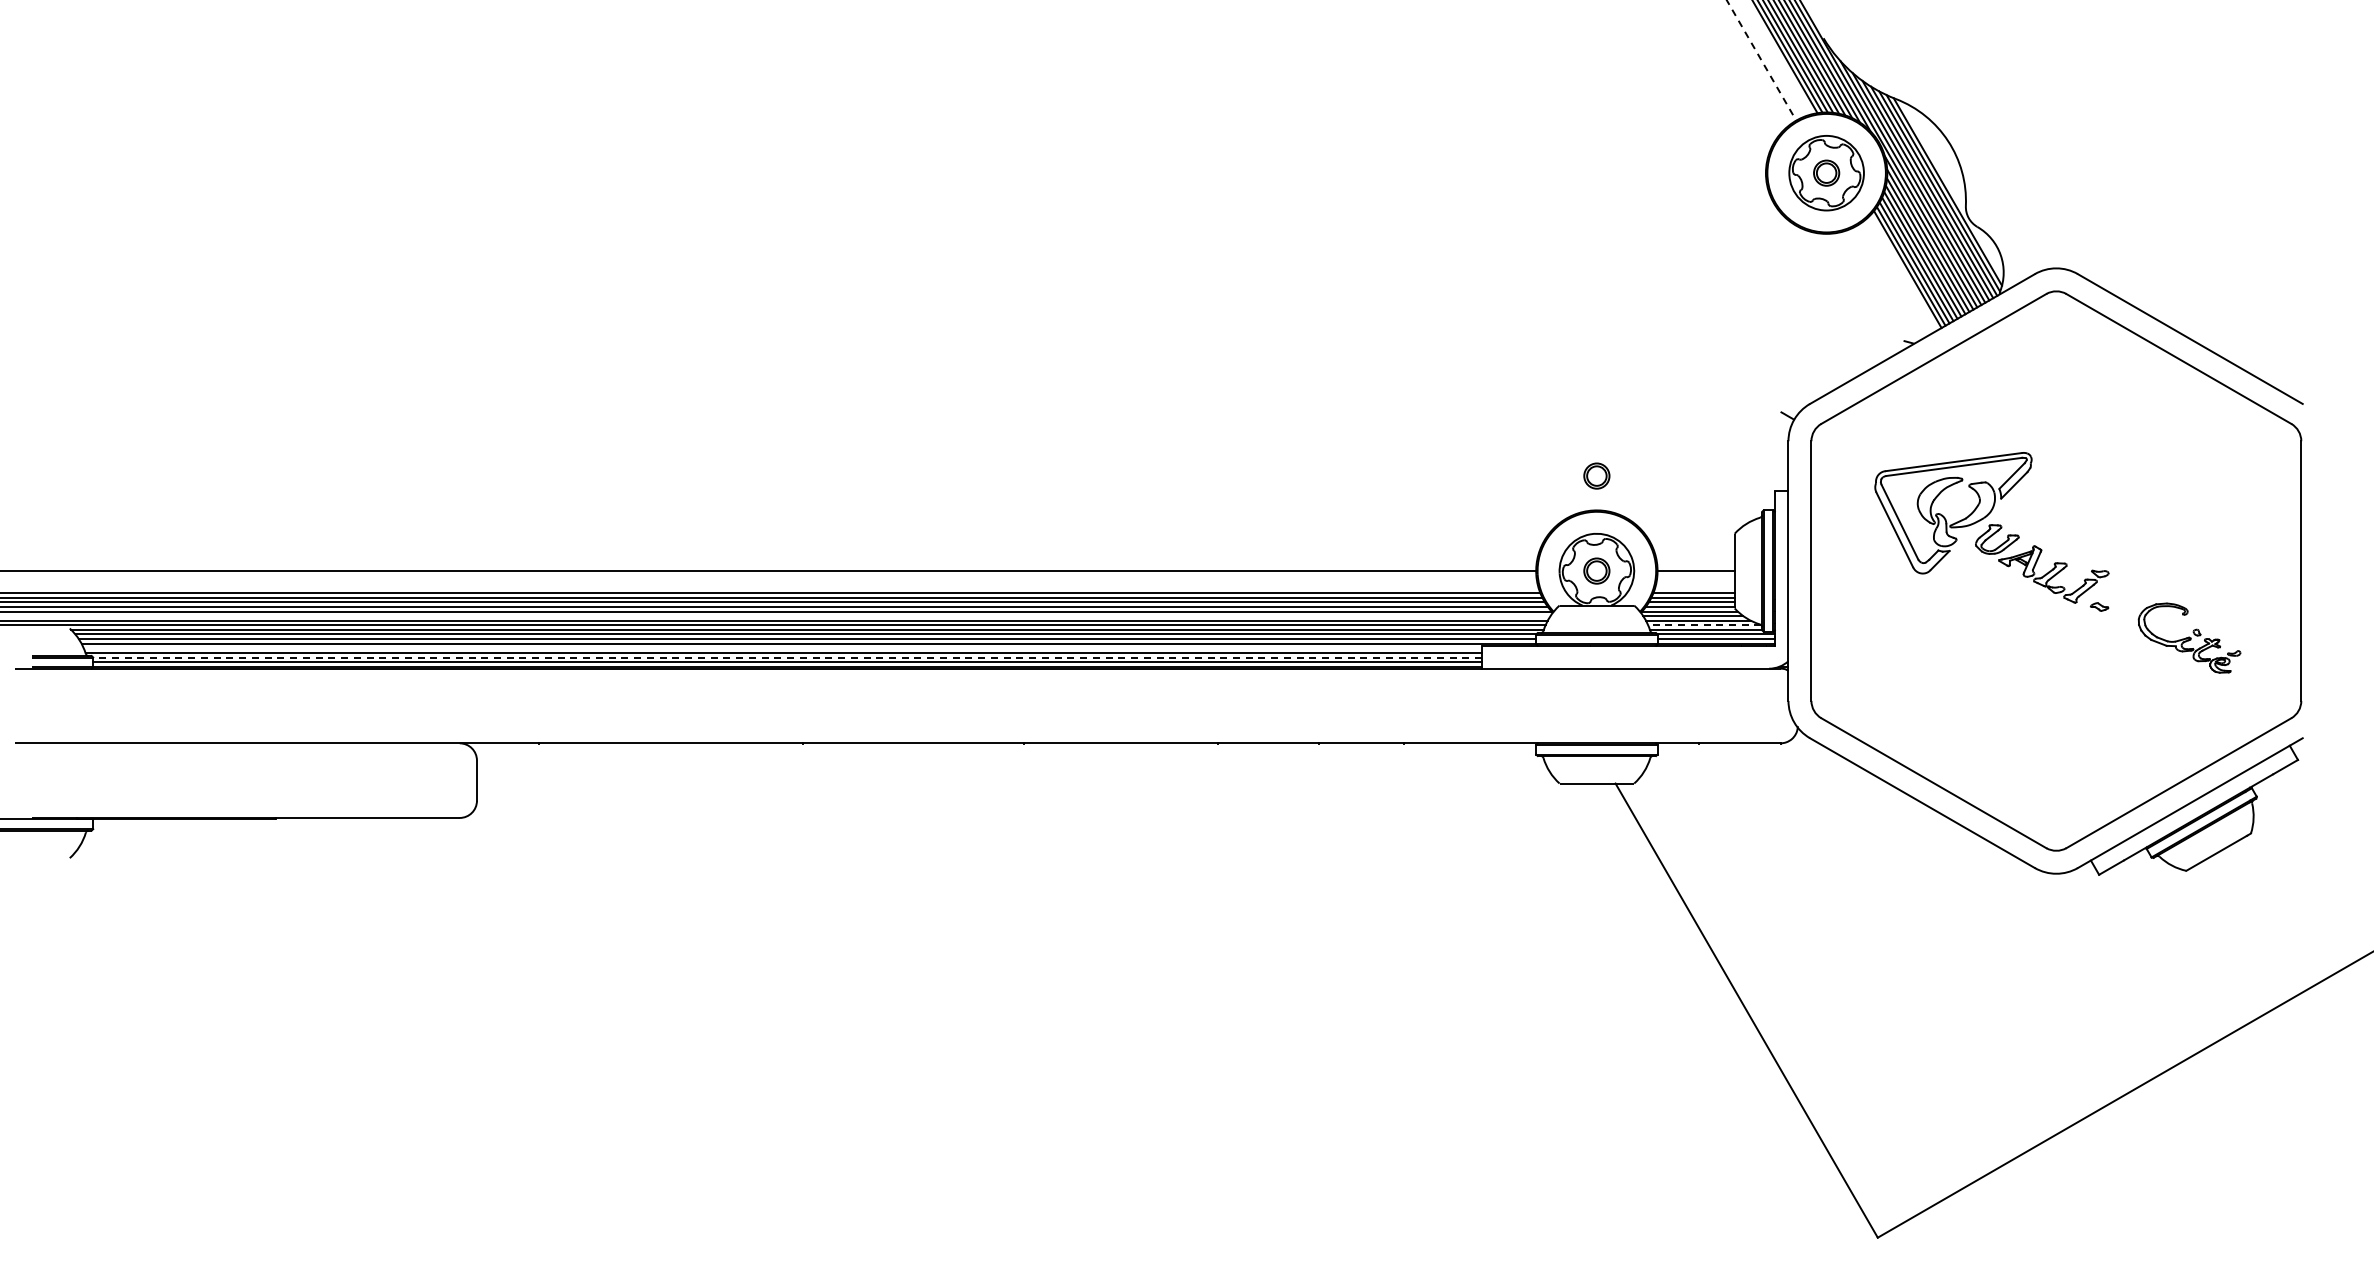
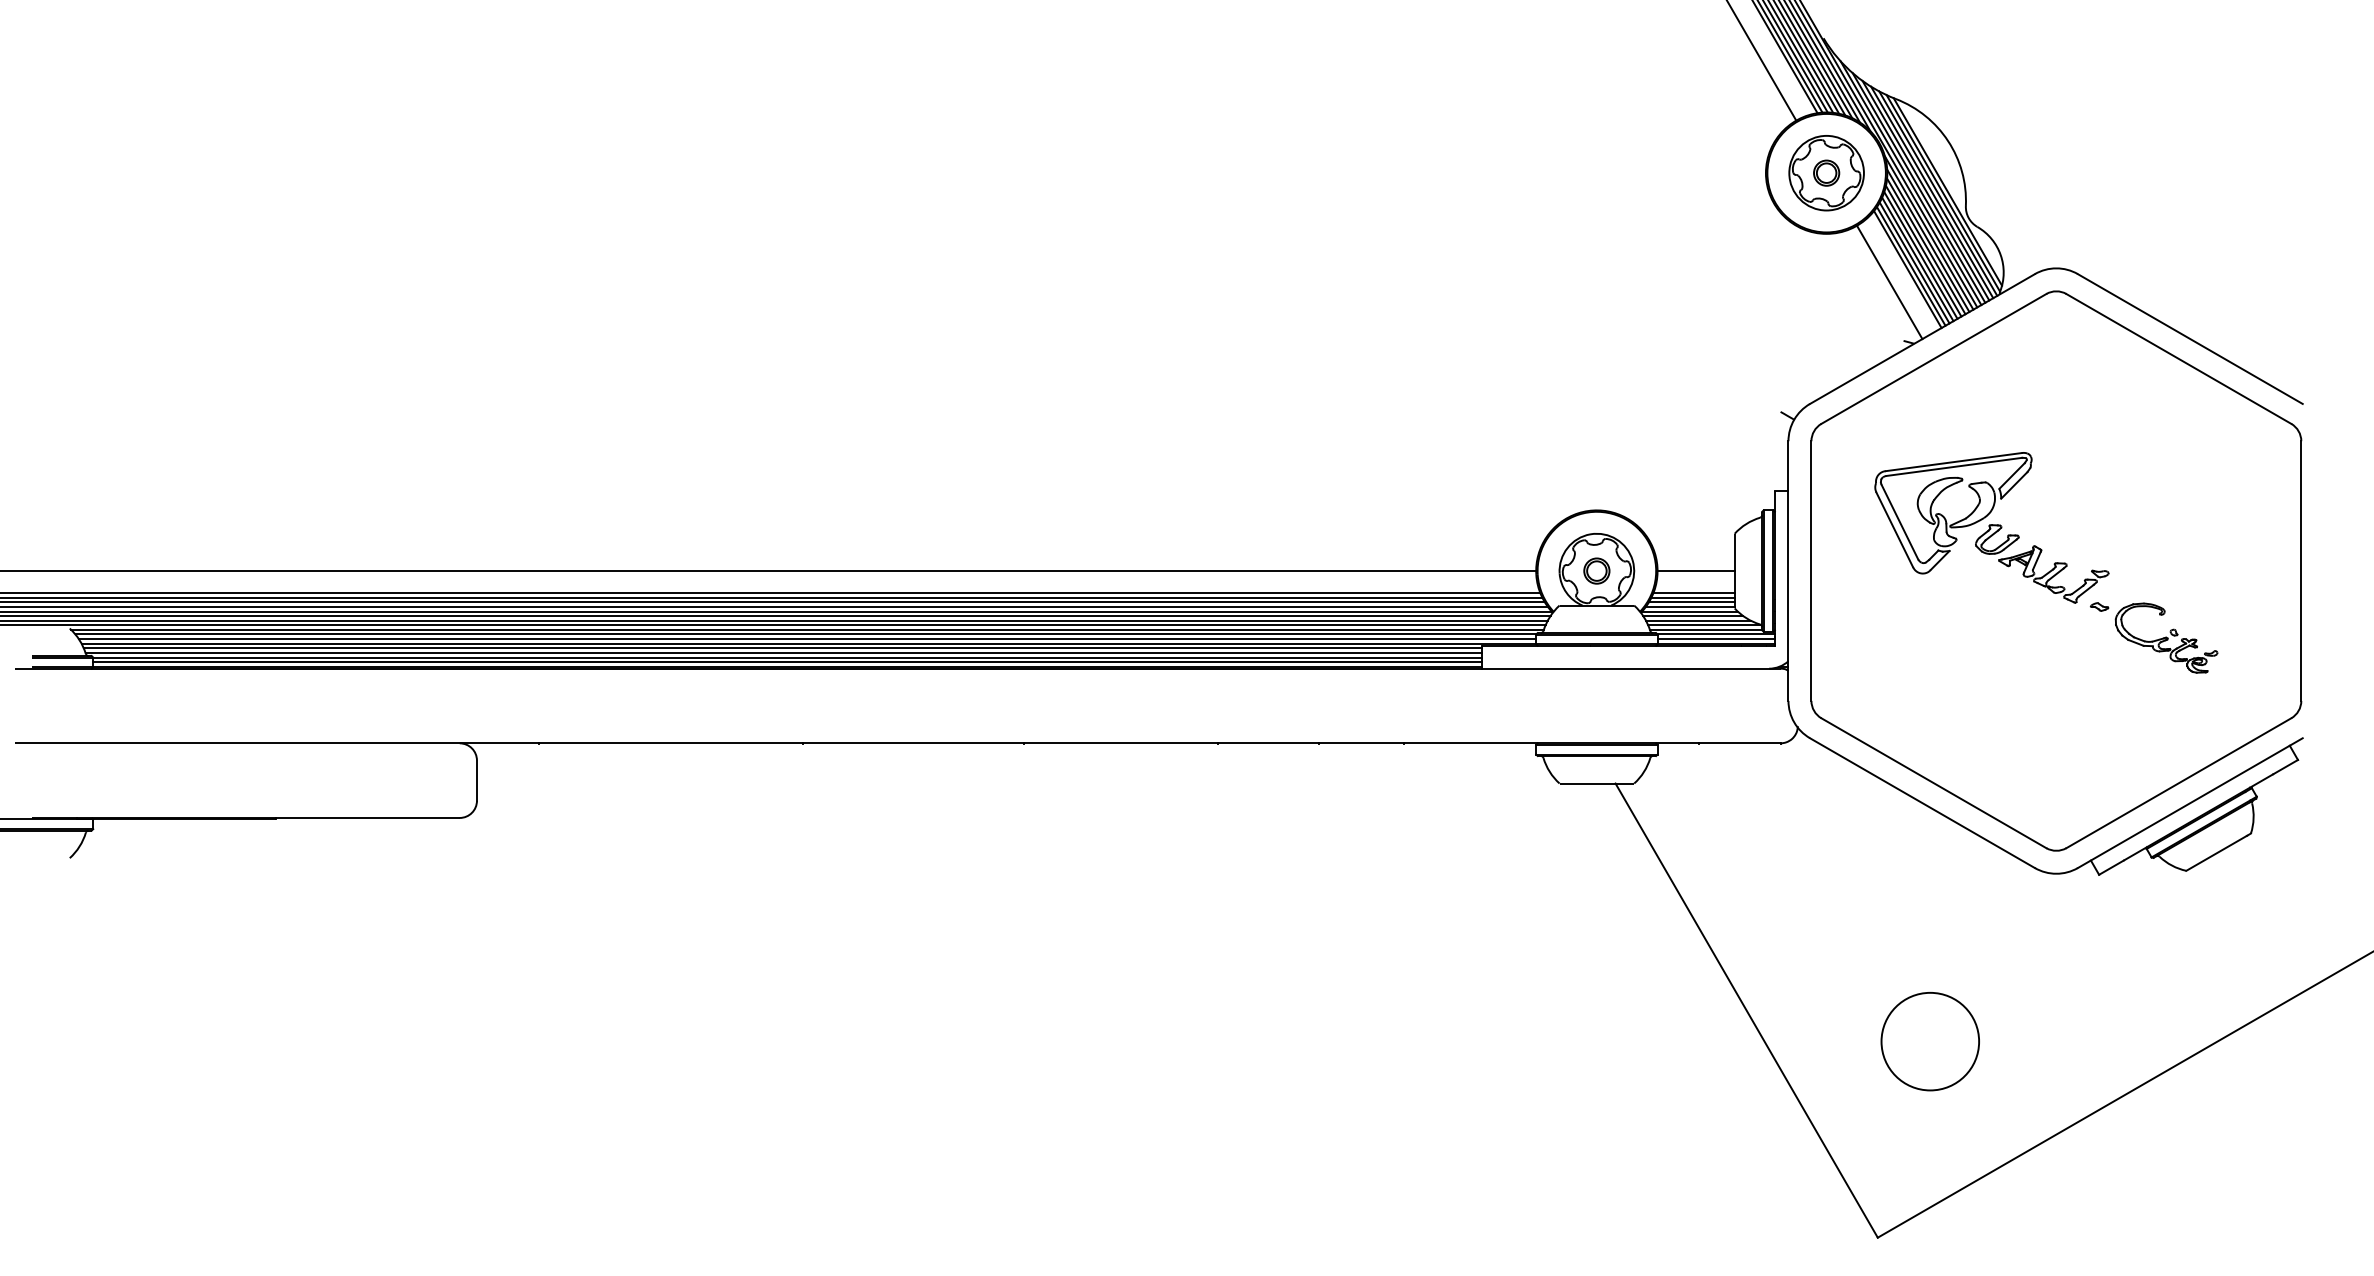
line: dashed -> solid (1761, 60)
line: none -> present (1889, 282)
part: present -> none (1596, 475)
line: none -> present (776, 616)
line: dashed -> solid (1704, 625)
part position: (2189, 637) -> (2166, 637) (2166, 637)
line: none -> present (782, 648)
line: dashed -> solid (787, 657)
circle: none -> present (1929, 1041)
